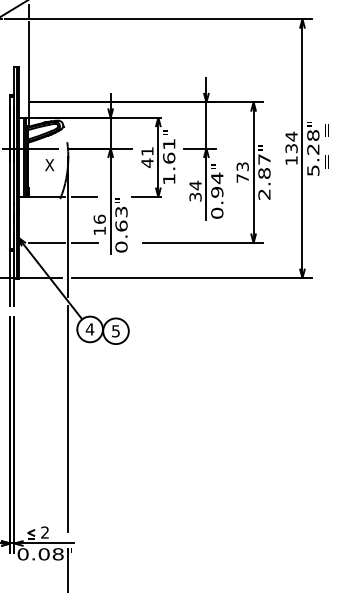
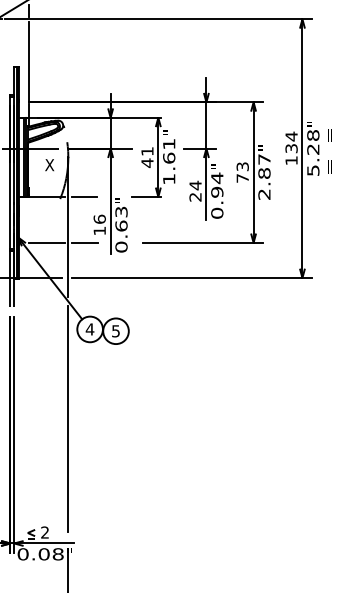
text position: (326, 146) -> (329, 151) (329, 151)
text: 34 -> 24 (195, 196)
